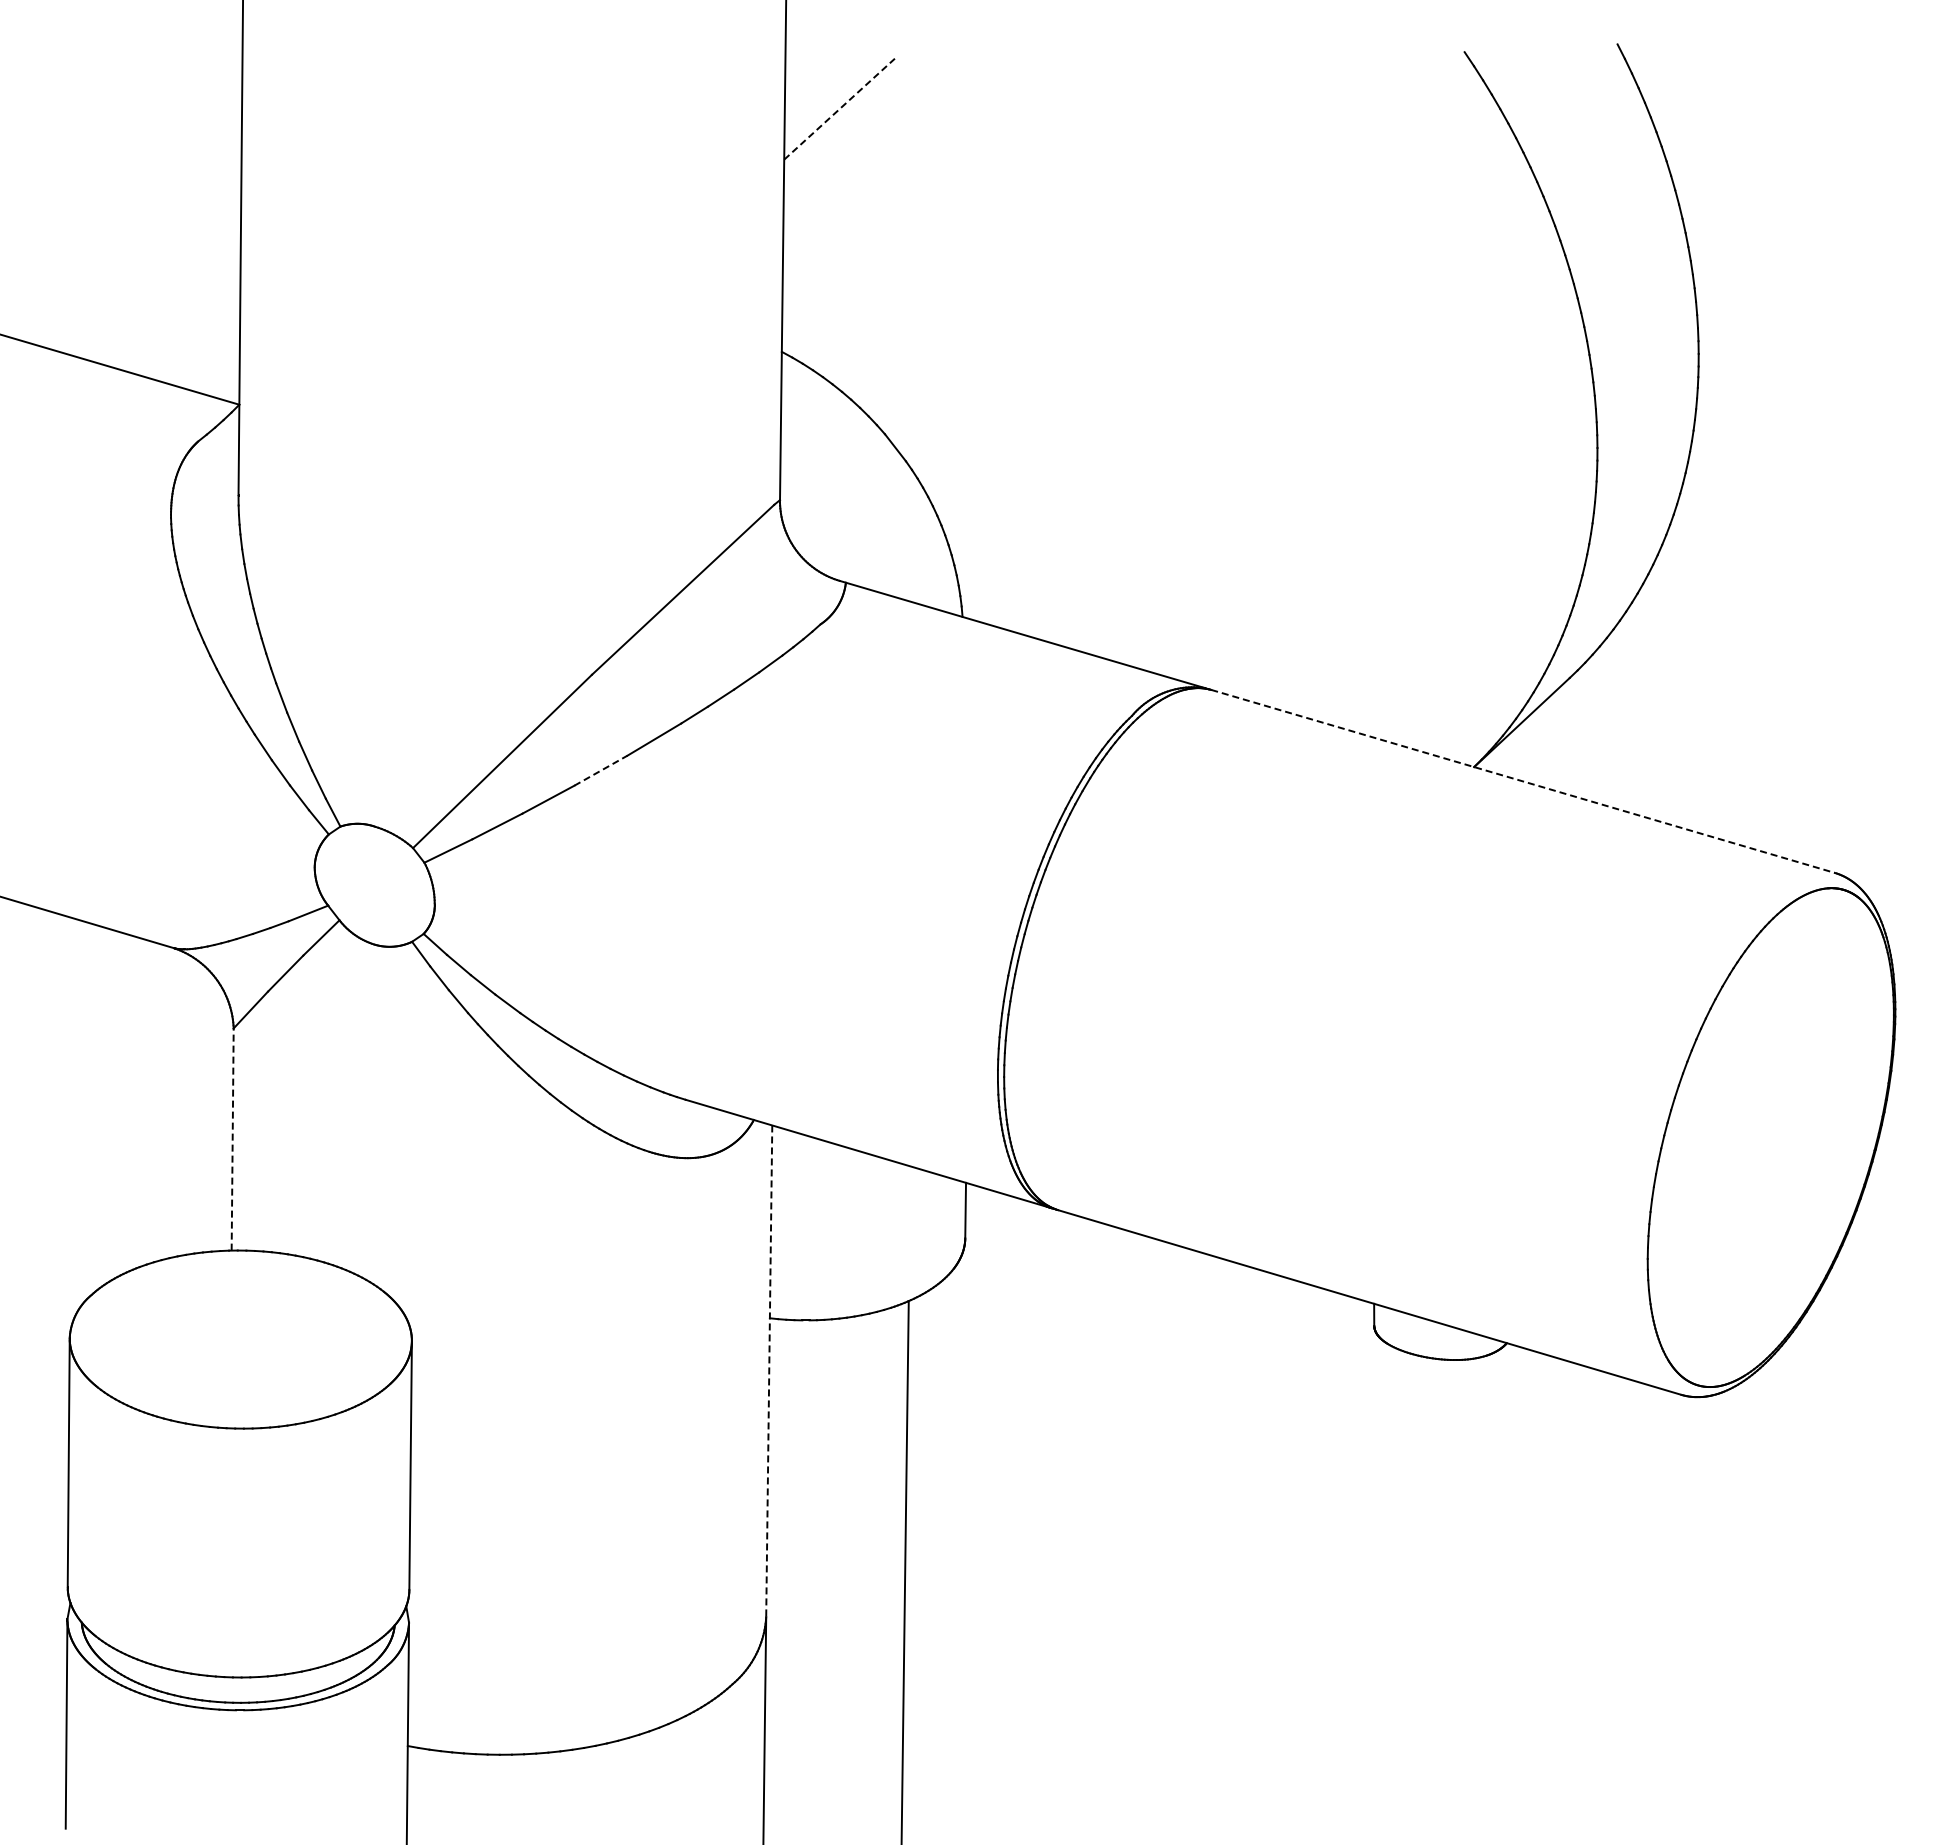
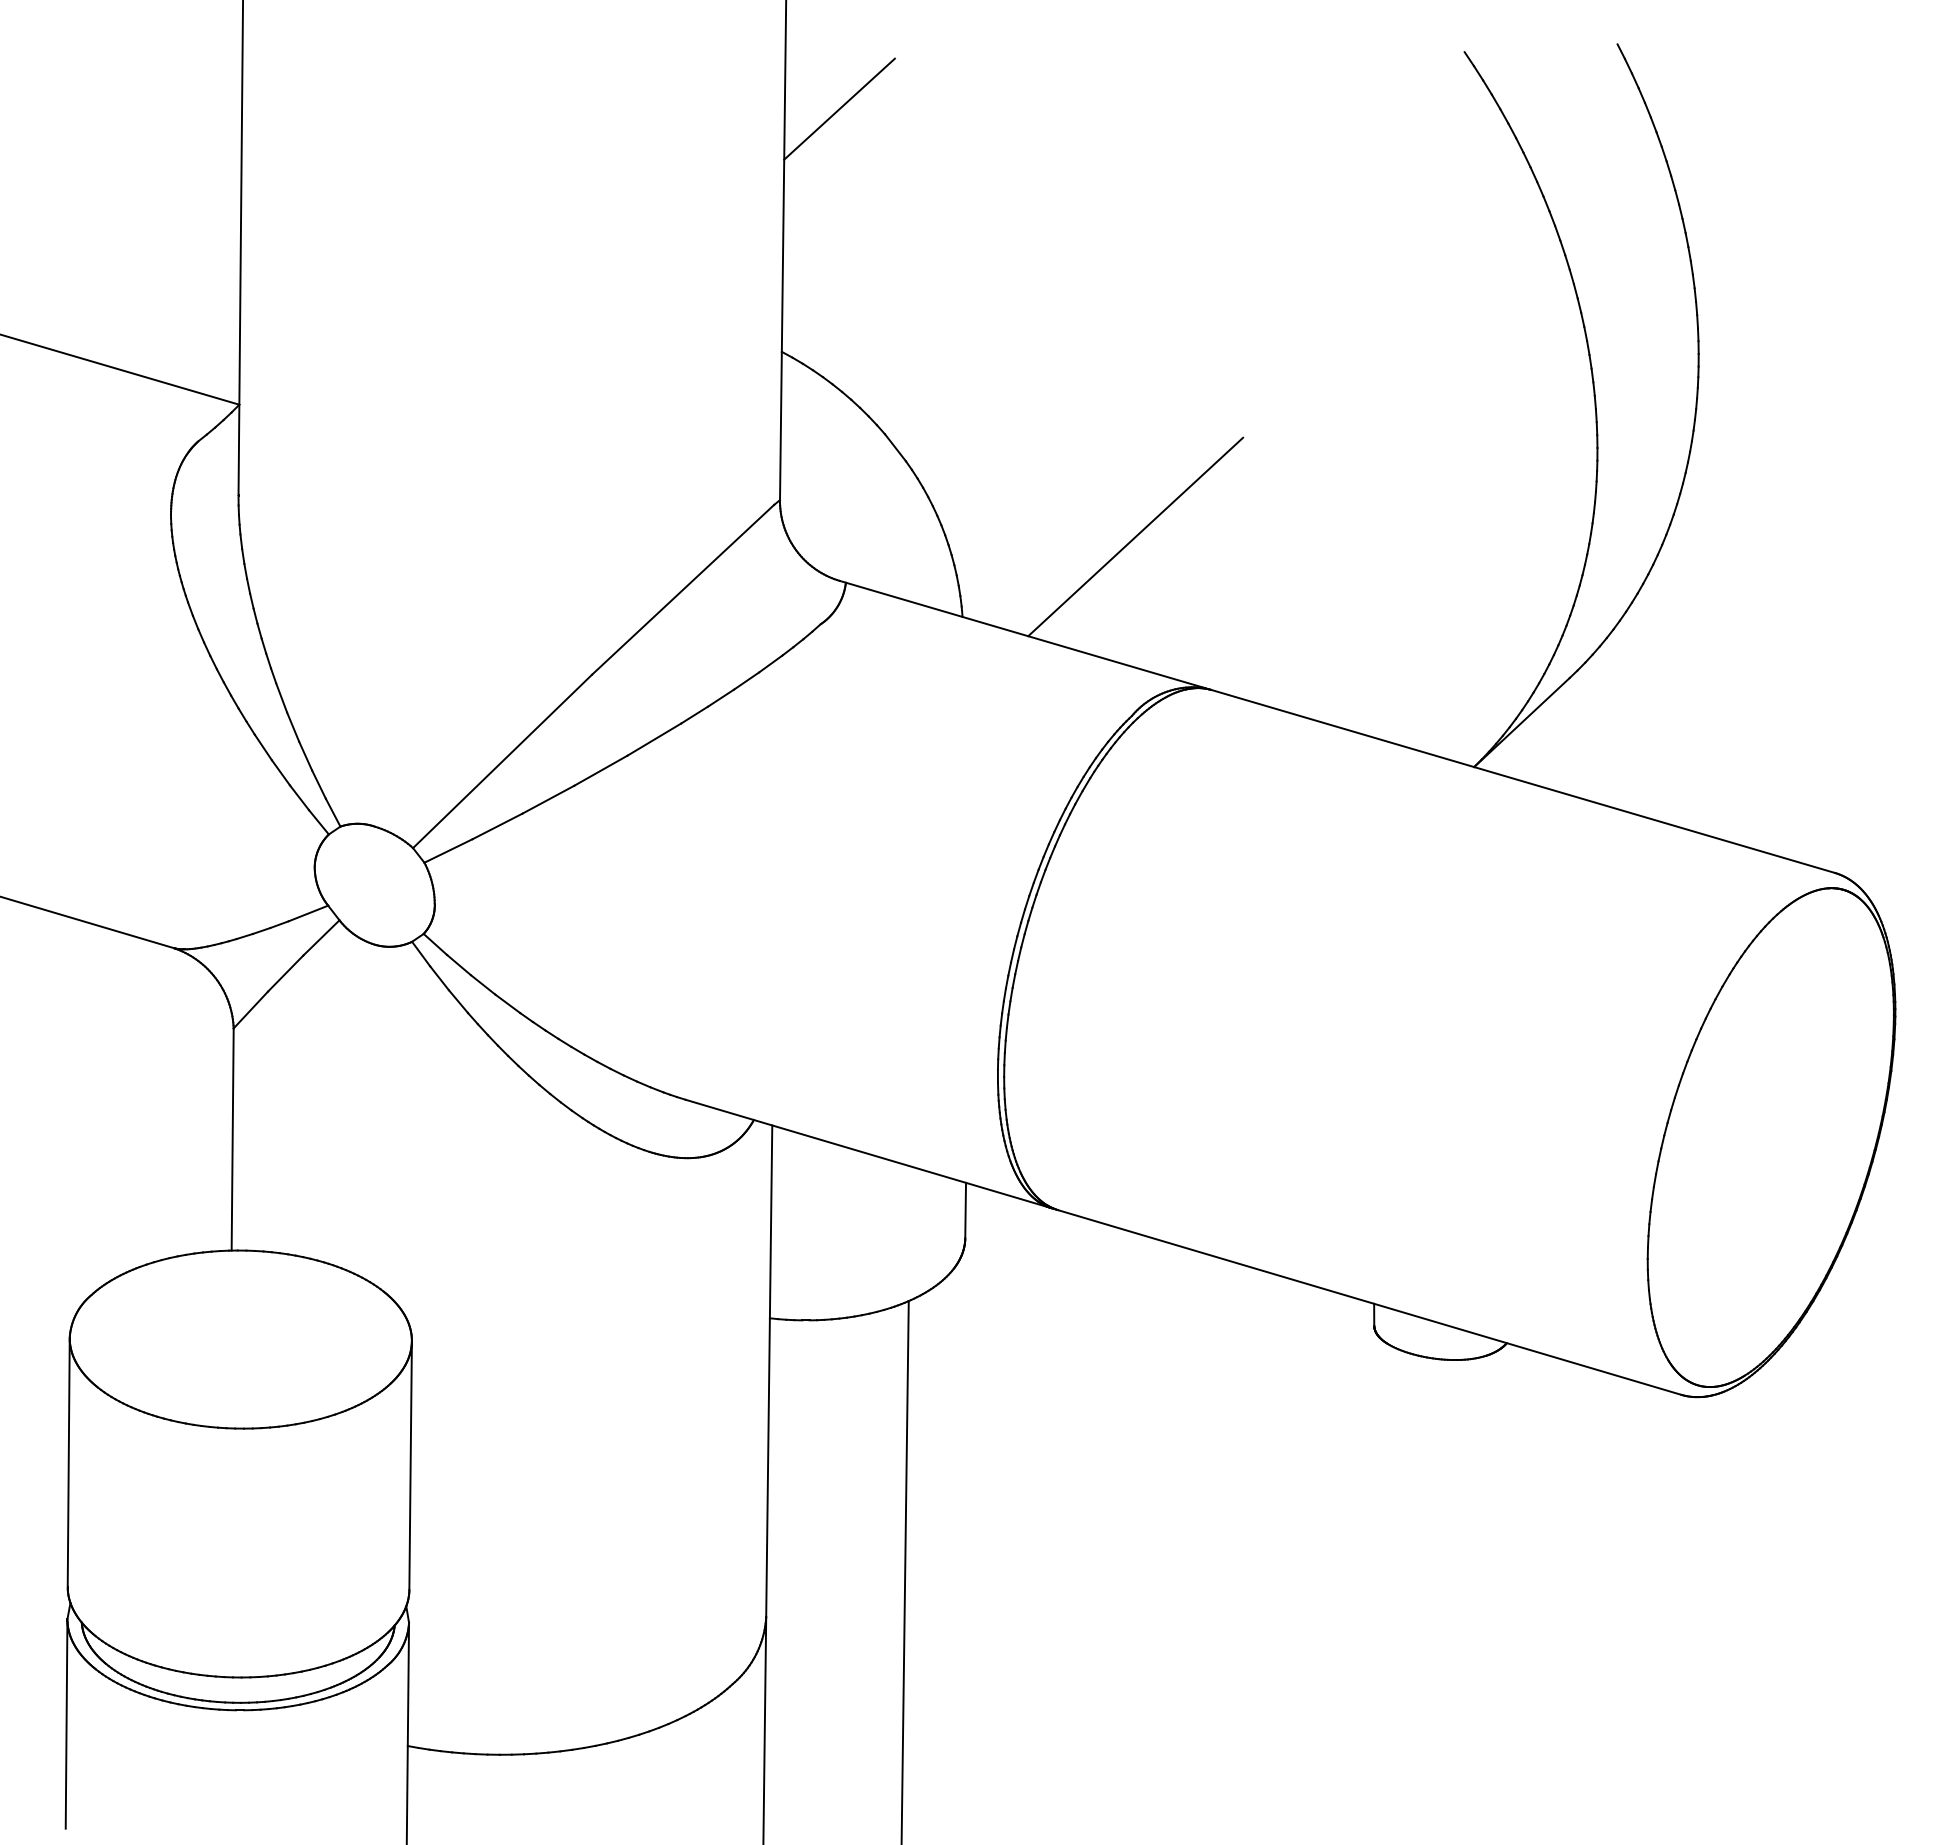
line: dashed -> solid (839, 109)
line: none -> present (1135, 536)
line: dashed -> solid (600, 770)
line: dashed -> solid (1523, 781)
line: dashed -> solid (232, 1139)
line: dashed -> solid (769, 1371)
